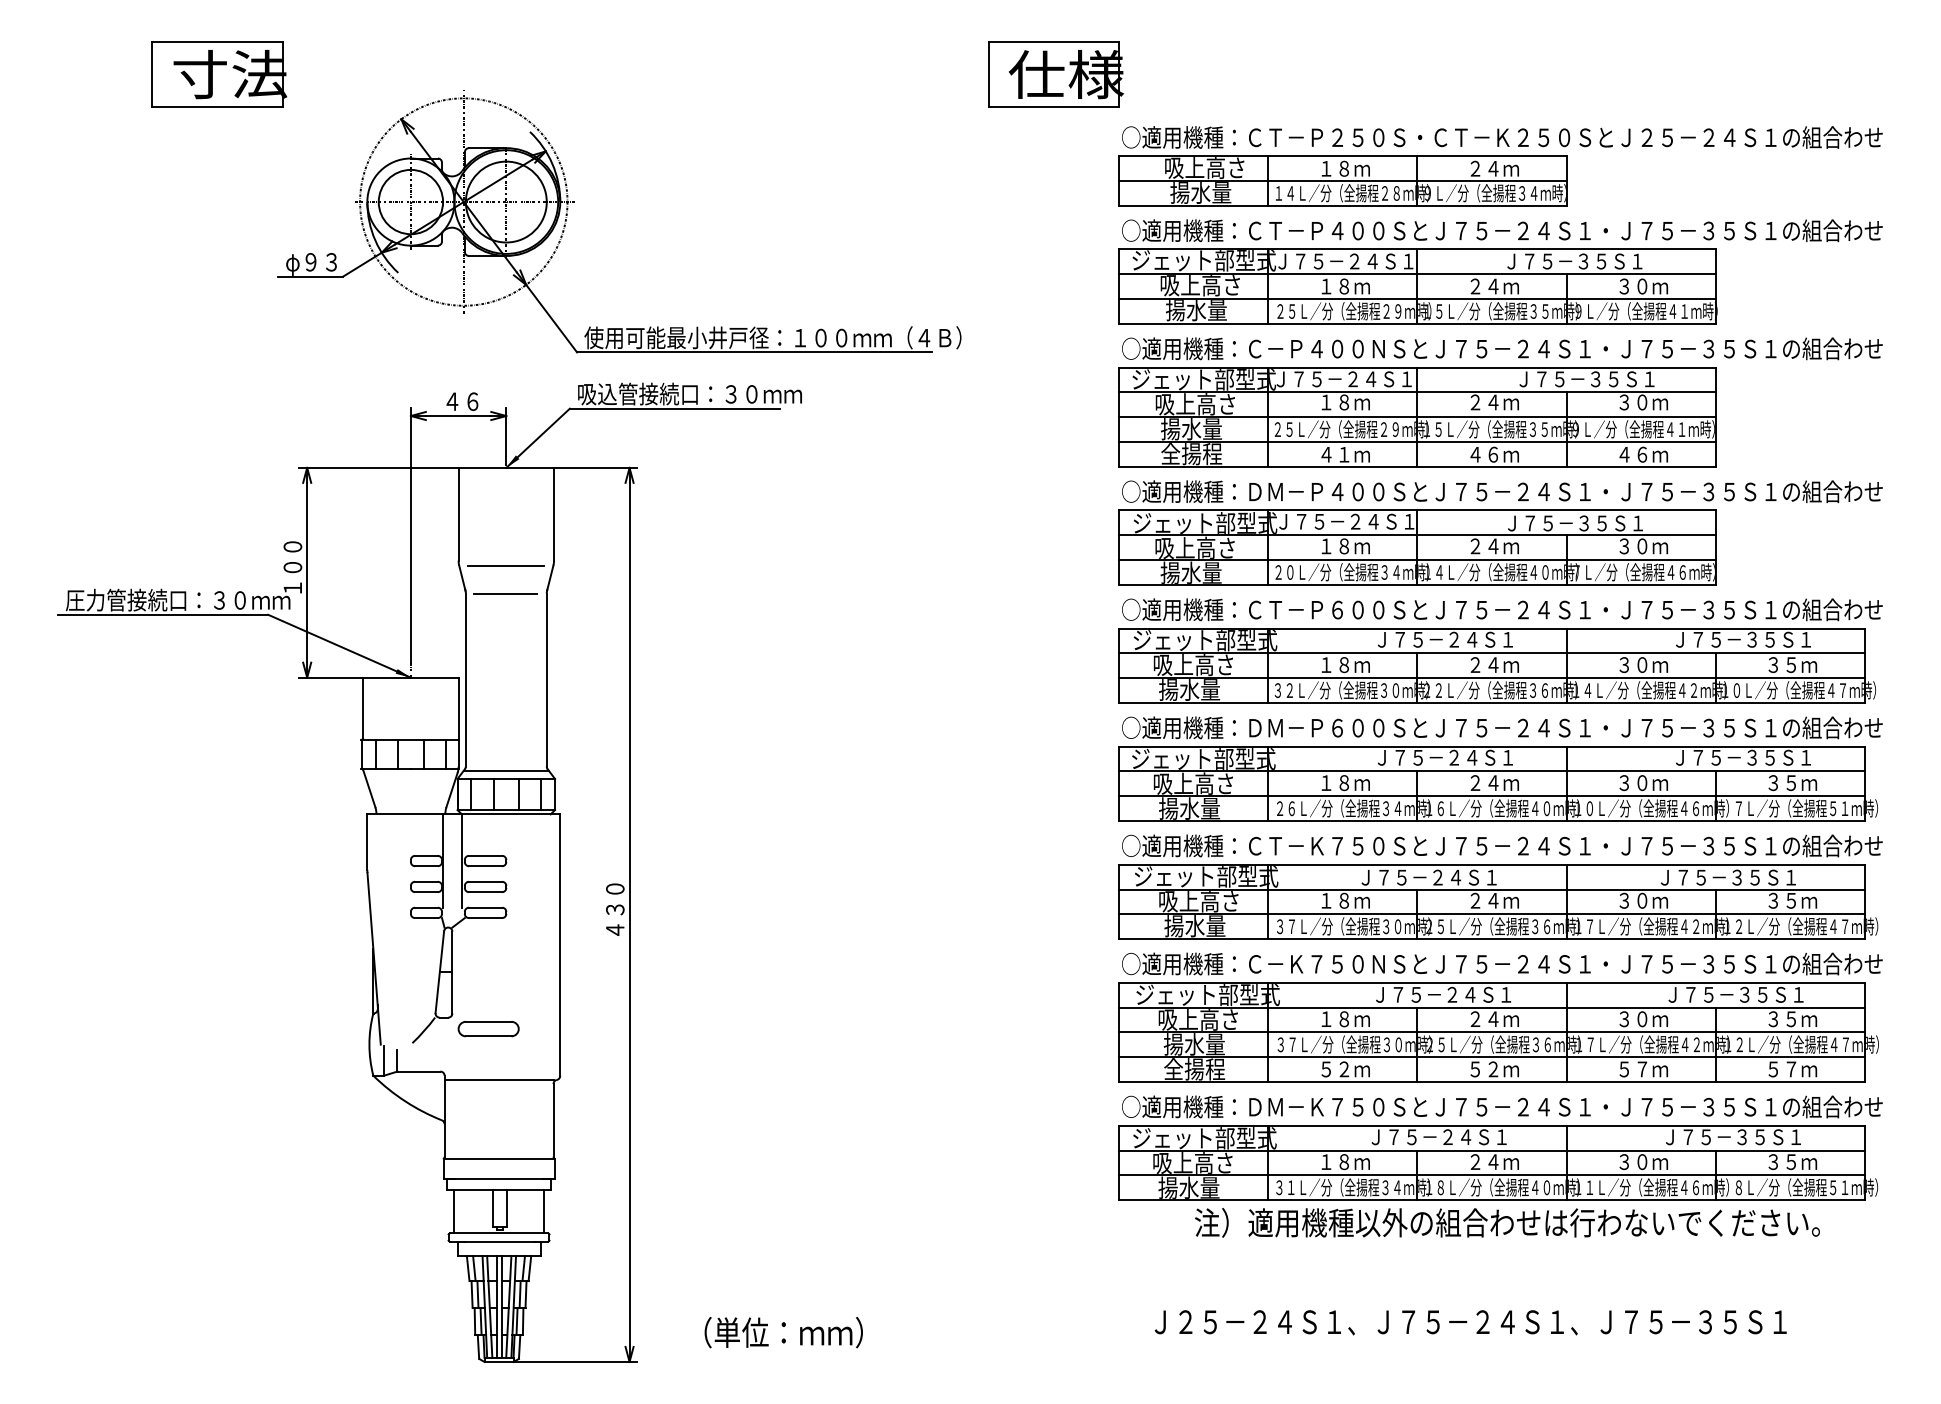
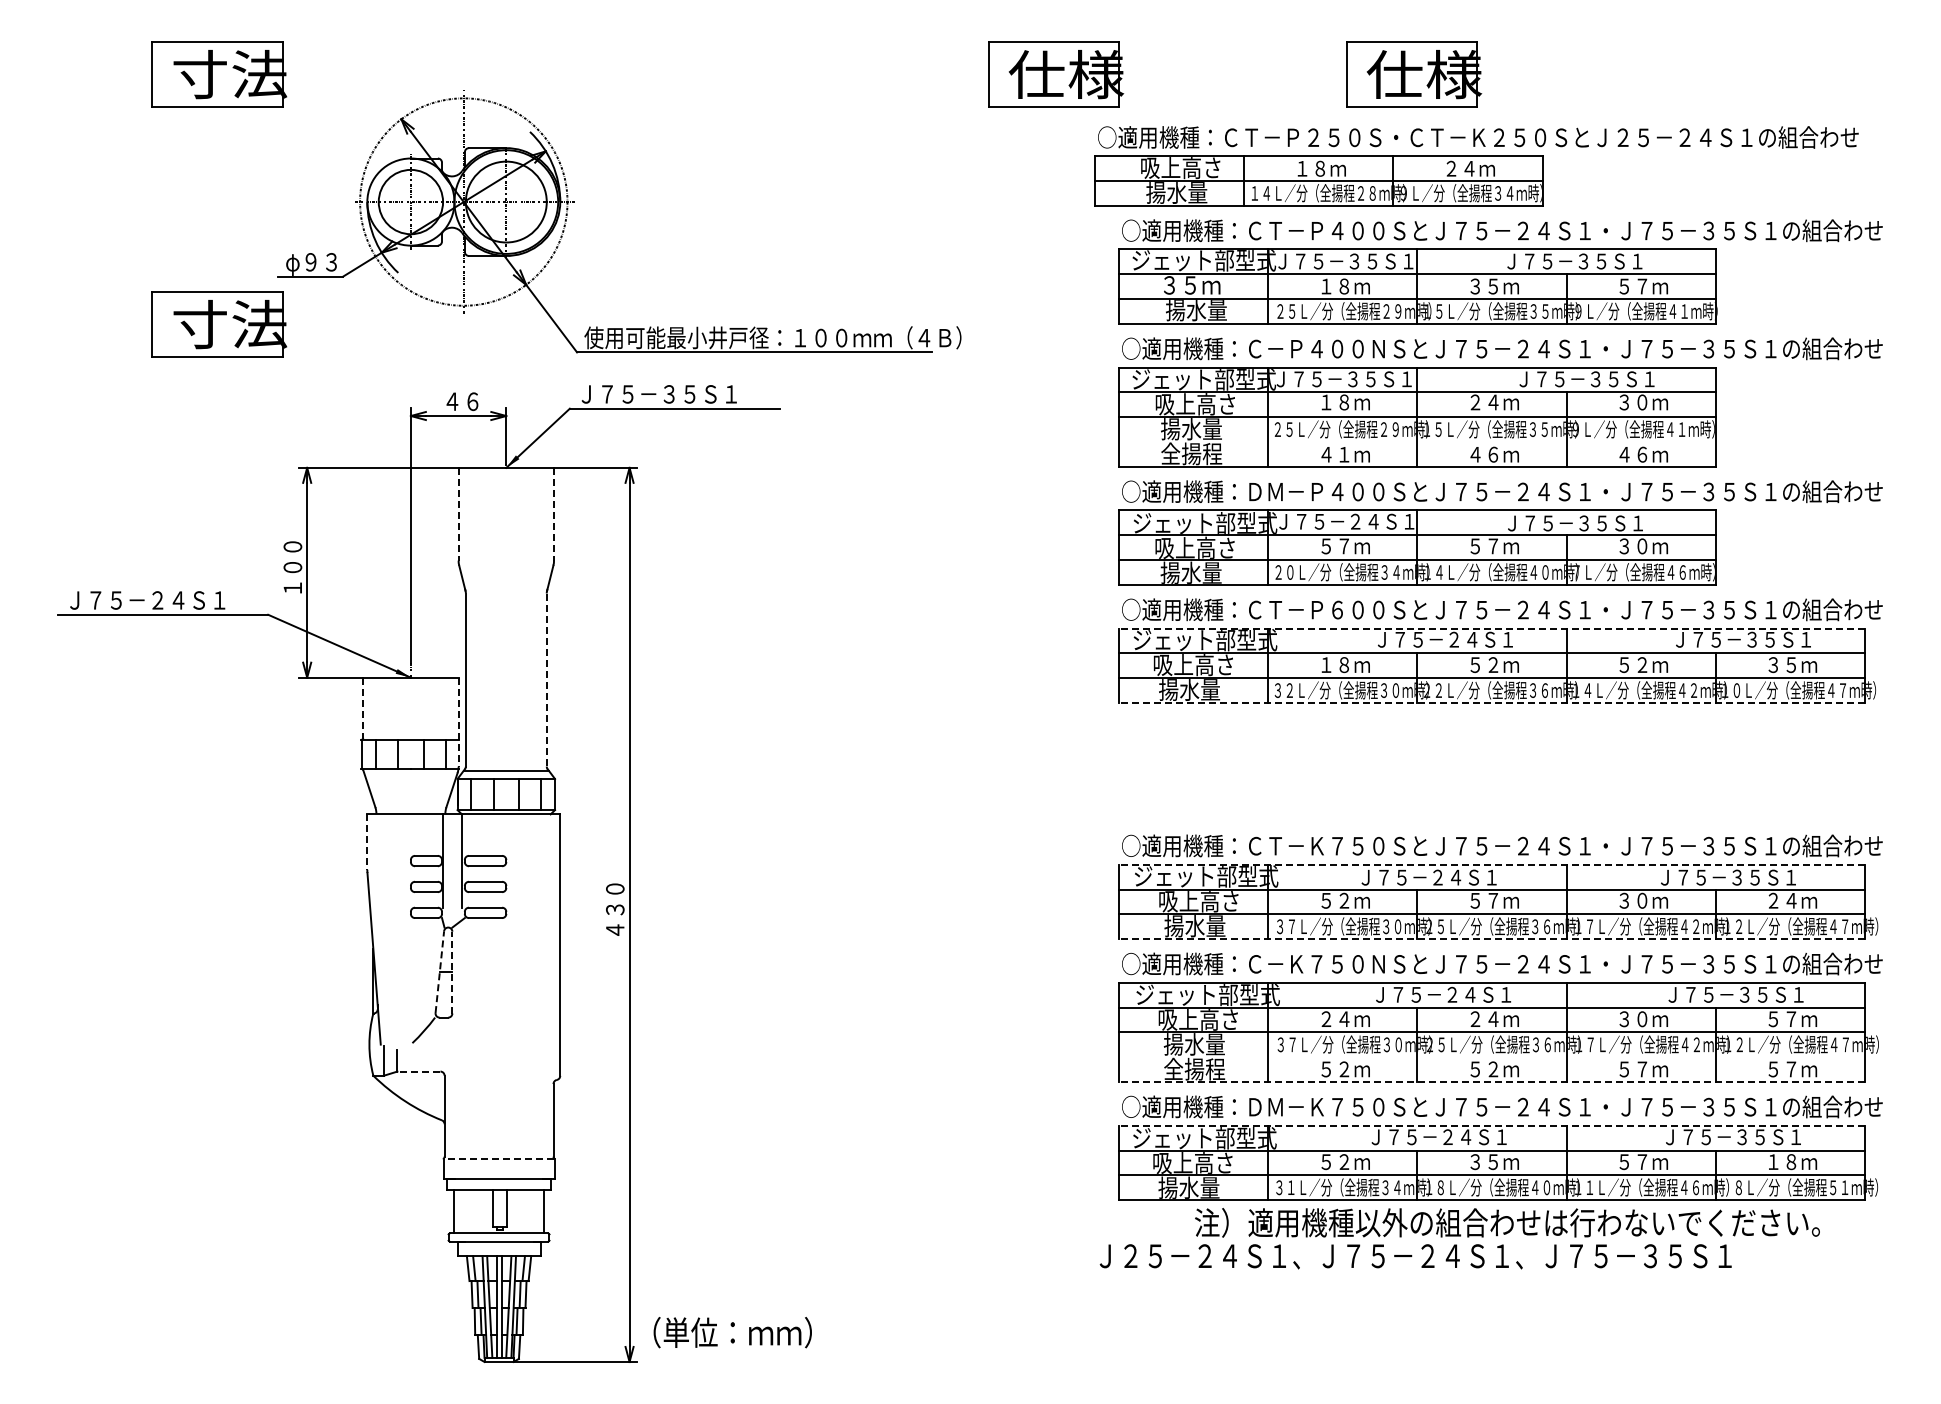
part: none -> present (1414, 74)
part position: (1500, 166) -> (1476, 166) (1476, 166)
text: Ｊ７５－２４Ｓ１ -> Ｊ７５－３５Ｓ１ (1363, 261)
text: 吸上高さ -> ３５ｍ (1199, 285)
text: ２４ｍ -> ３５ｍ (1484, 286)
text: ３０ｍ -> ５７ｍ (1633, 286)
part: none -> present (219, 324)
text: Ｊ７５－２４Ｓ１ -> Ｊ７５－３５Ｓ１ (1362, 379)
text: 吸込管接続口：３０ｍｍ -> Ｊ７５－３５Ｓ１ (689, 393)
line: present -> none (1417, 442)
line: solid -> dashed (458, 514)
line: solid -> dashed (554, 514)
text: １８ｍ -> ５７ｍ (1334, 546)
text: ２４ｍ -> ５７ｍ (1484, 546)
line: present -> none (505, 565)
line: present -> none (505, 593)
text: 圧力管接続口：３０ｍｍ -> Ｊ７５－２４Ｓ１ (177, 599)
line: solid -> dashed (1491, 628)
text: ２４ｍ -> ５２ｍ (1484, 665)
text: ３０ｍ -> ５２ｍ (1633, 665)
line: solid -> dashed (546, 680)
line: solid -> dashed (1491, 703)
line: solid -> dashed (363, 708)
line: solid -> dashed (458, 722)
part: present -> none (1500, 768)
line: solid -> dashed (367, 842)
line: solid -> dashed (1491, 864)
text: １８ｍ -> ５２ｍ (1335, 900)
text: ２４ｍ -> ５７ｍ (1484, 900)
text: ３５ｍ -> ２４ｍ (1782, 900)
line: solid -> dashed (1491, 939)
line: solid -> dashed (439, 971)
line: solid -> dashed (452, 972)
text: １８ｍ -> ２４ｍ (1335, 1019)
text: ３５ｍ -> ５７ｍ (1782, 1019)
part: present -> none (488, 1029)
line: present -> none (1491, 1057)
line: solid -> dashed (418, 1071)
line: present -> none (498, 1079)
line: solid -> dashed (1491, 1082)
line: solid -> dashed (1491, 1125)
line: solid -> dashed (498, 1158)
text: １８ｍ -> ５２ｍ (1335, 1162)
text: ２４ｍ -> ３５ｍ (1484, 1162)
text: ３０ｍ -> ５７ｍ (1633, 1162)
text: ３５ｍ -> １８ｍ (1782, 1162)
text position: (1470, 1322) -> (1415, 1256) (1415, 1256)
text position: (783, 1332) -> (732, 1332) (732, 1332)
